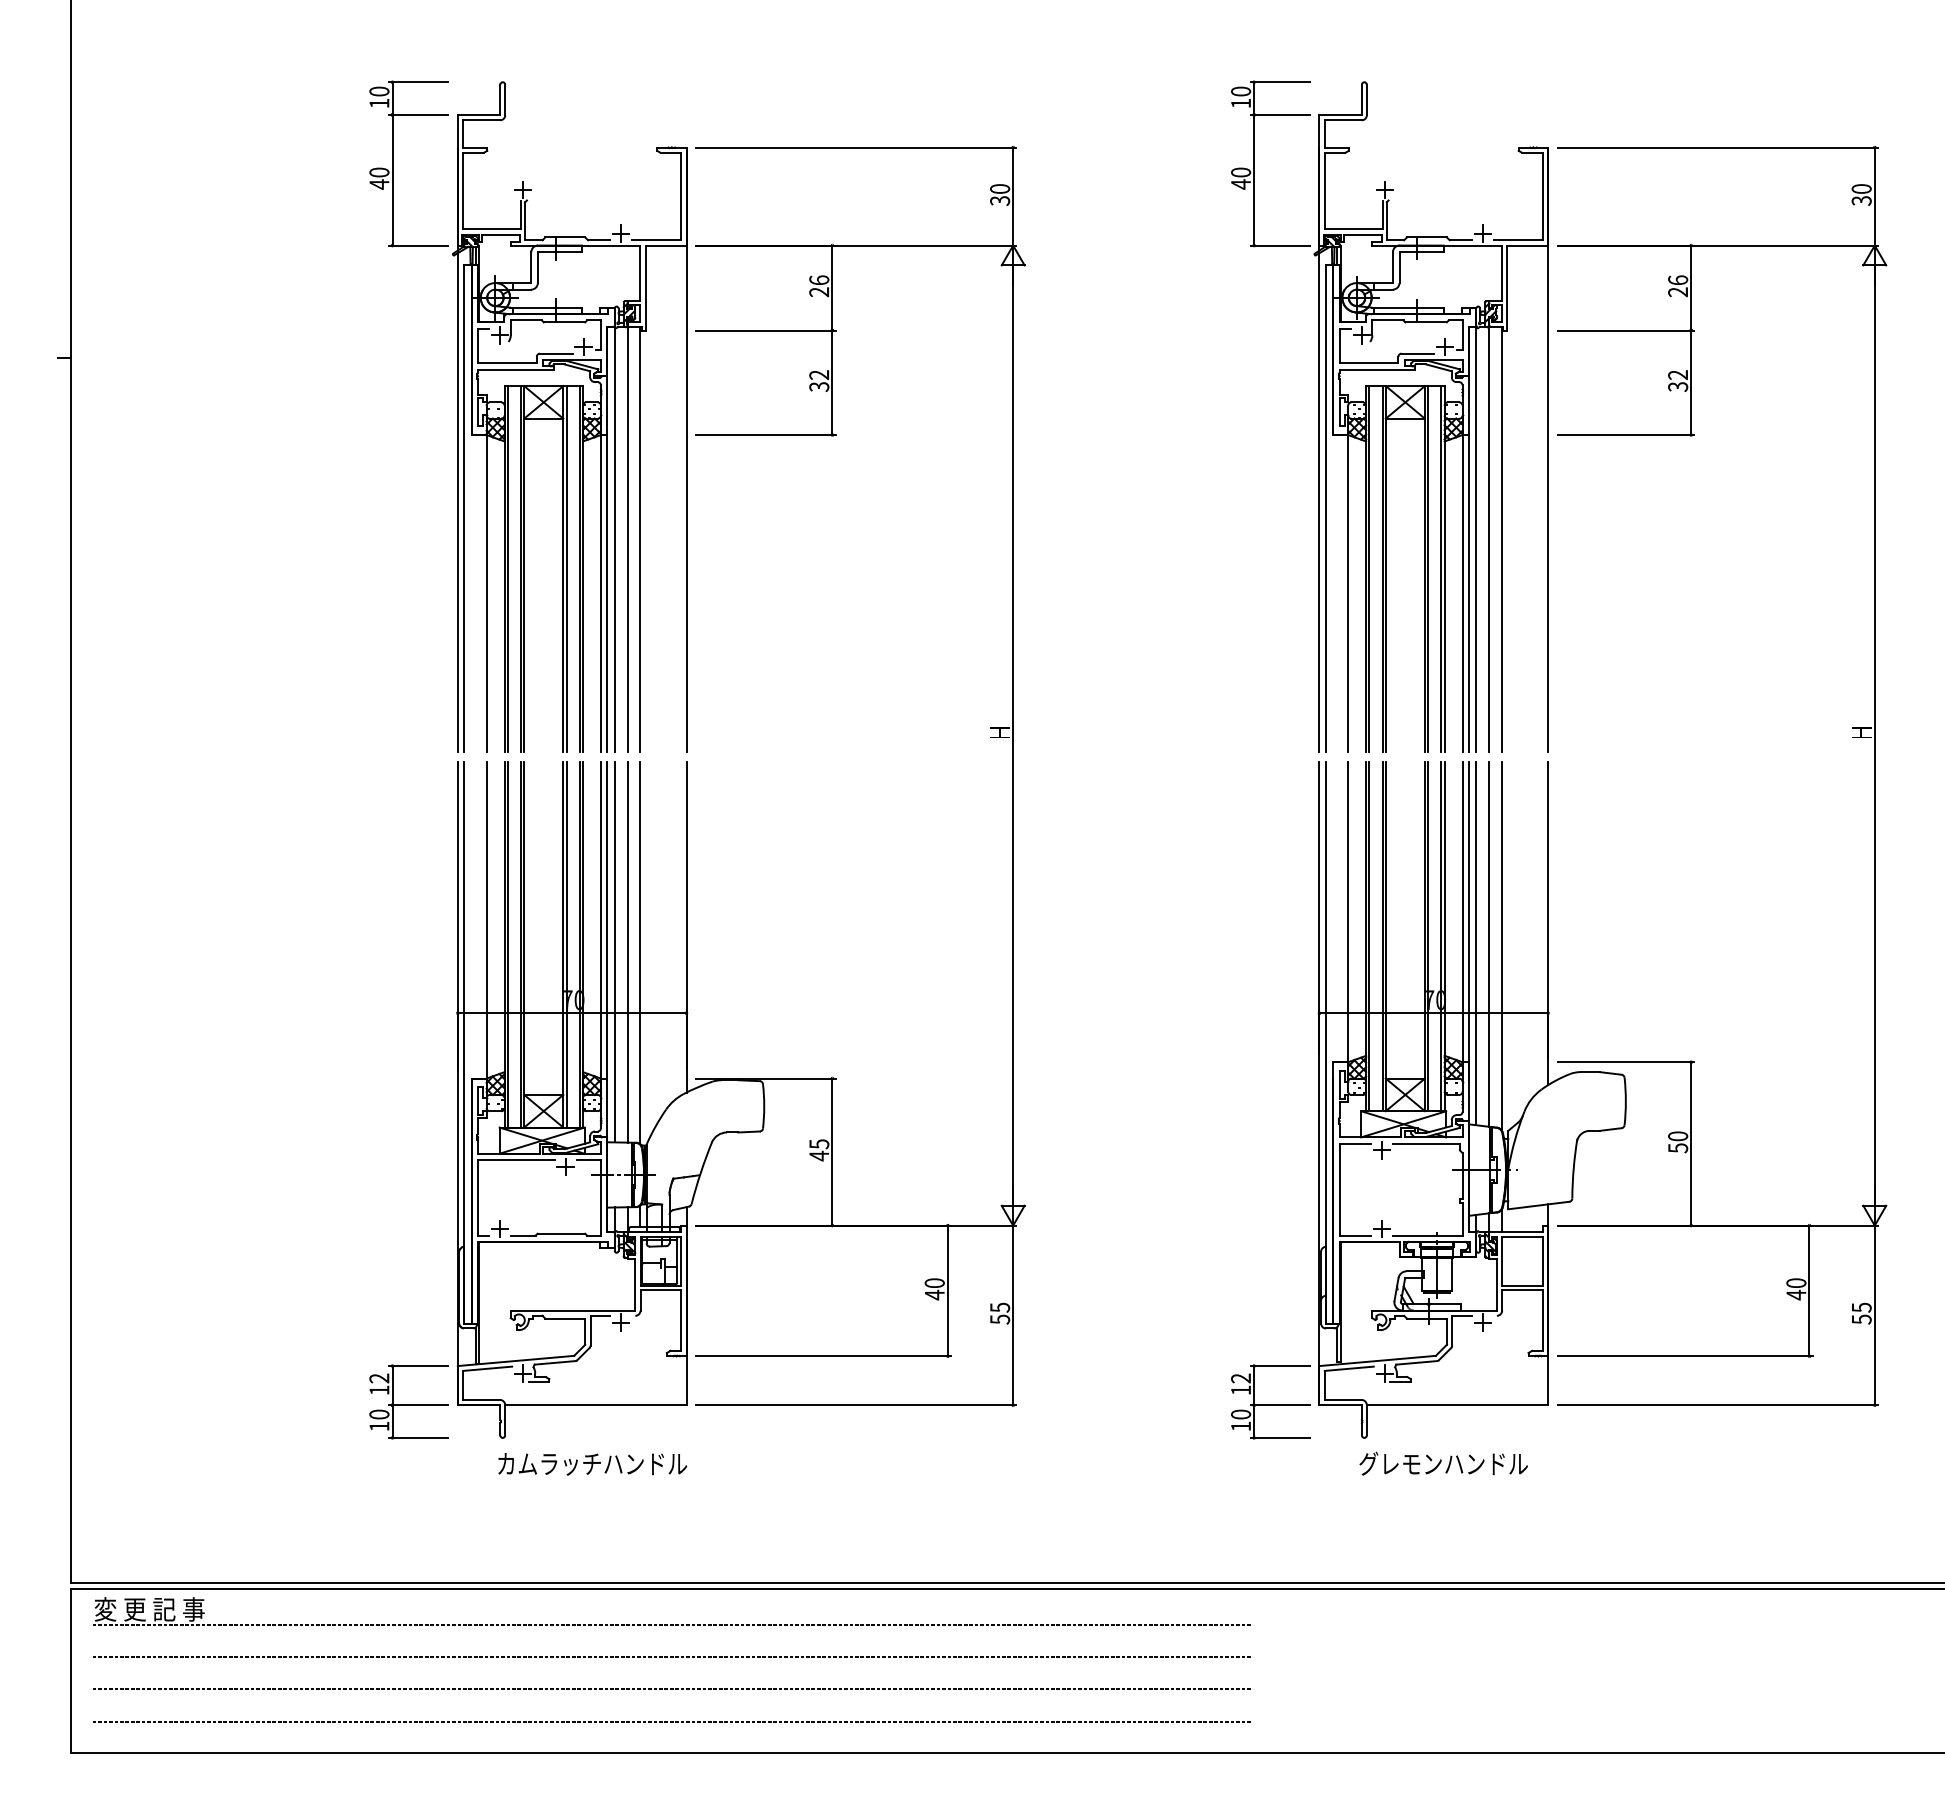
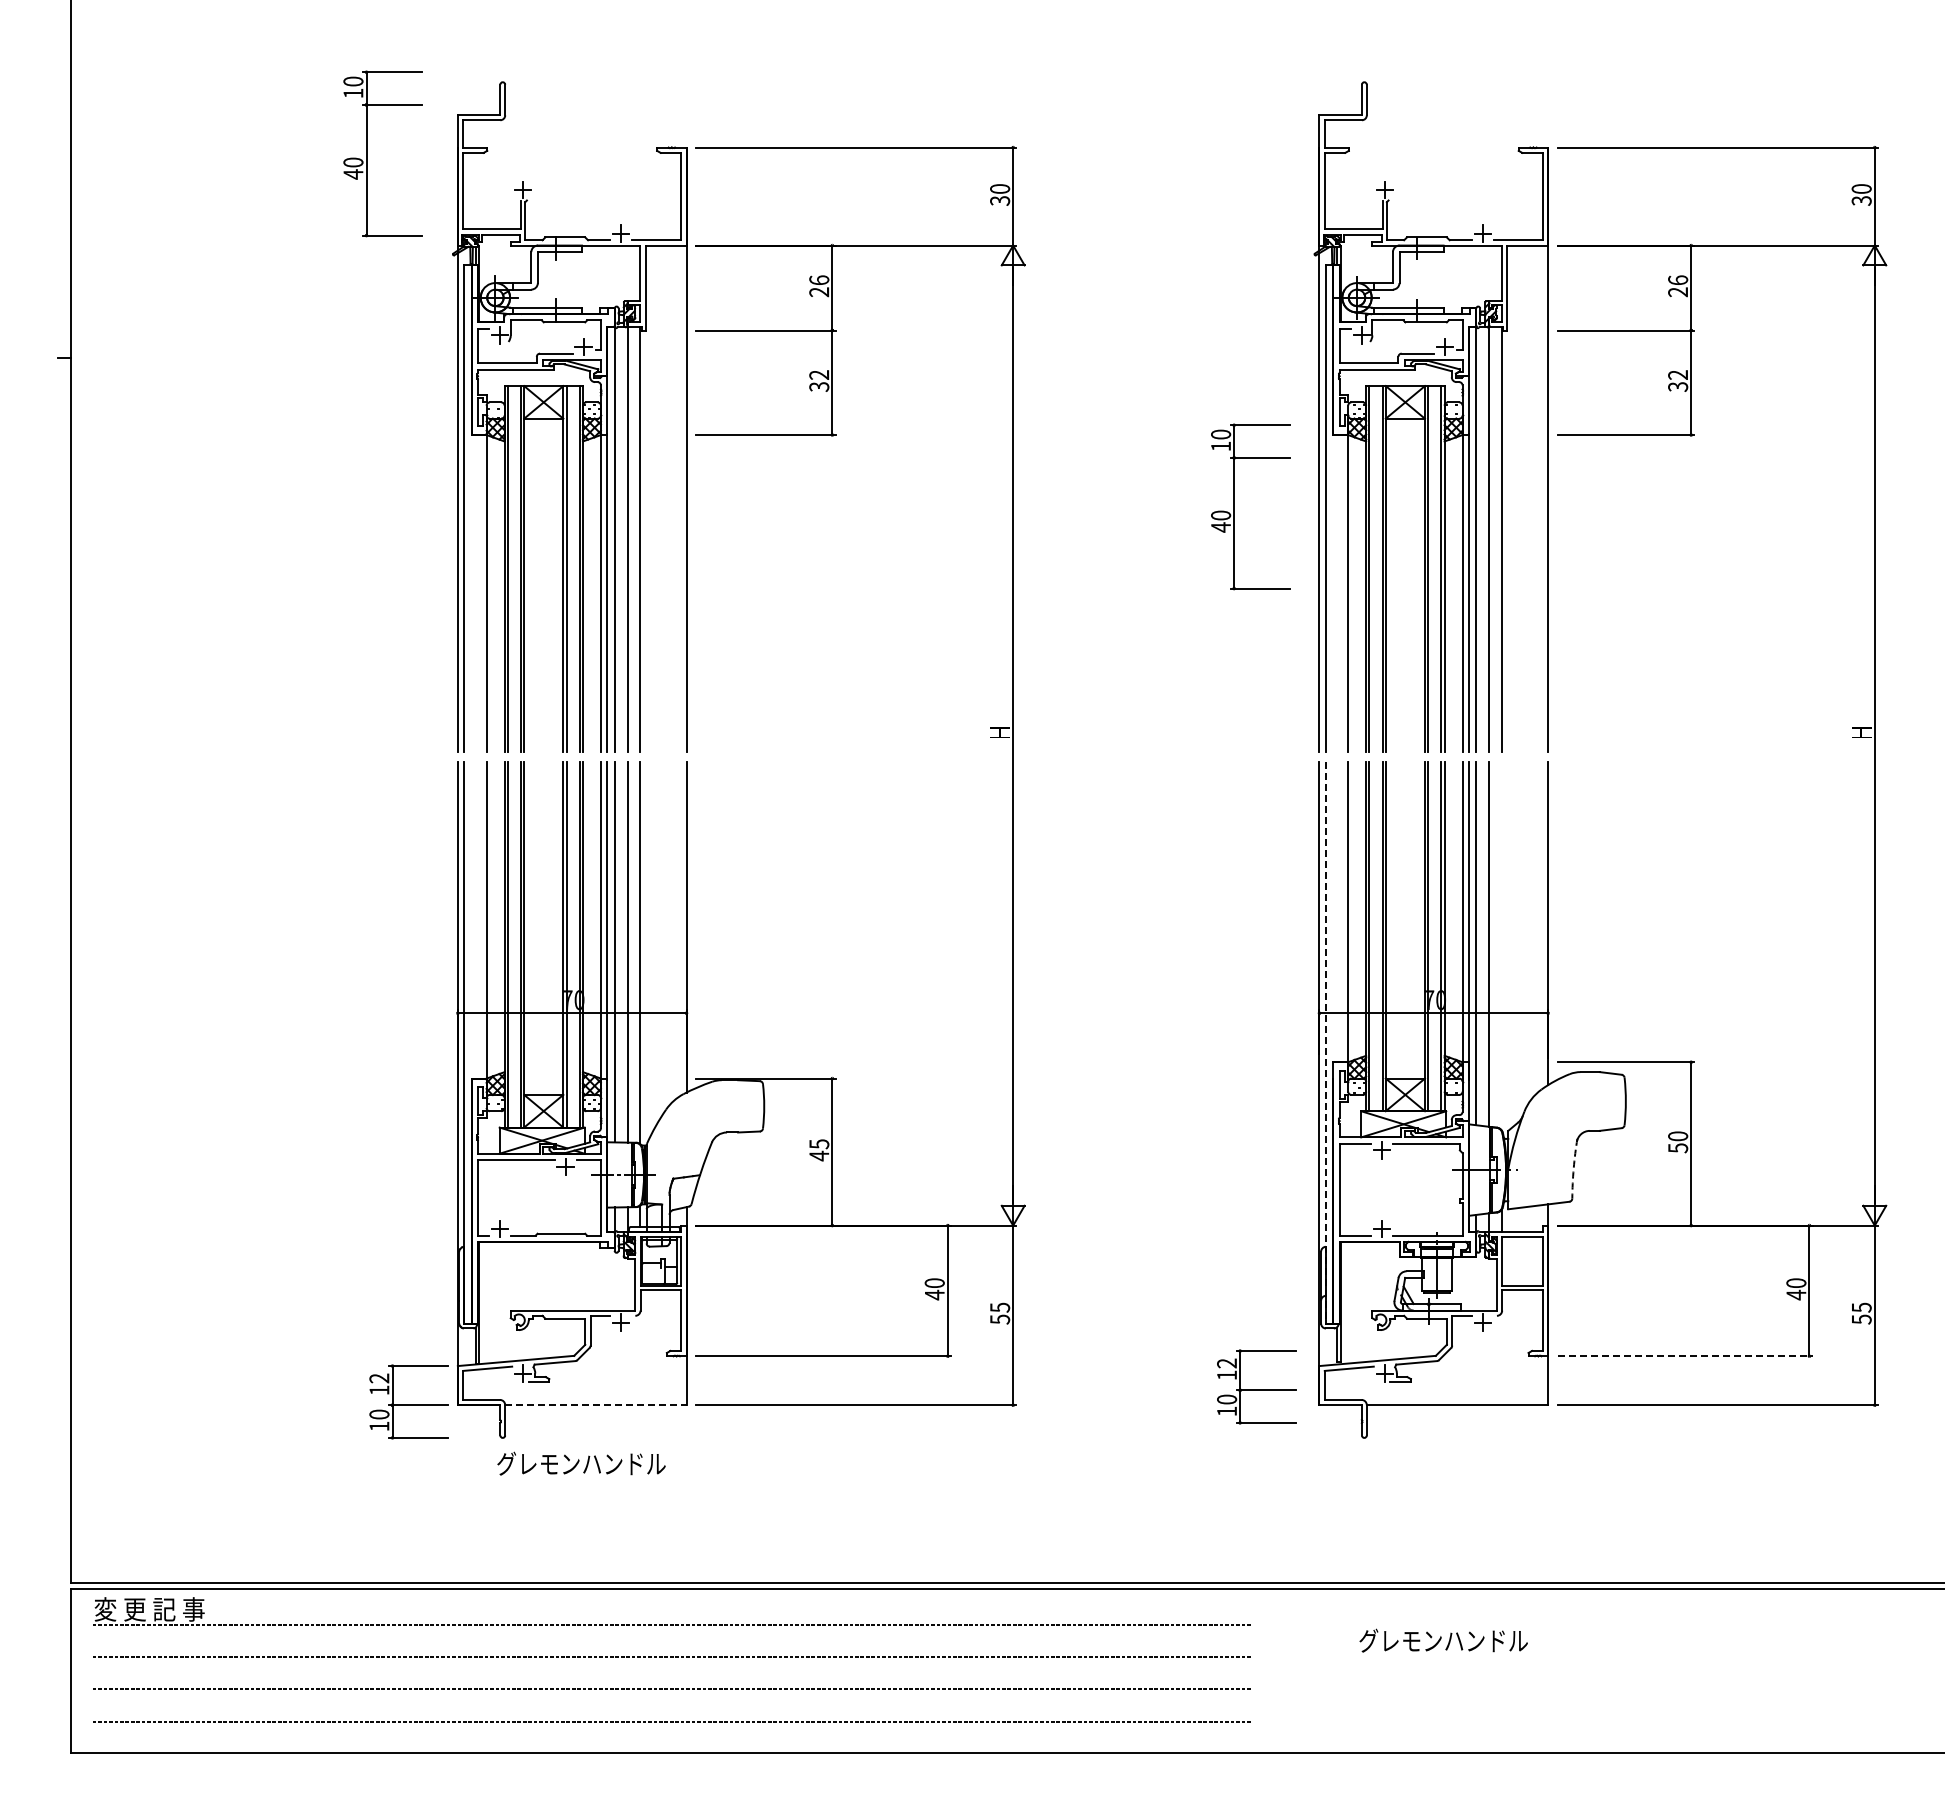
part position: (393, 163) -> (367, 153) (367, 153)
part position: (1254, 163) -> (1234, 506) (1234, 506)
line: present -> none (1502, 945)
line: solid -> dashed (1326, 1042)
arc: solid -> dashed (1573, 1168)
line: solid -> dashed (1685, 1356)
part position: (1270, 1401) -> (1256, 1386) (1256, 1386)
line: solid -> dashed (595, 1405)
text: カムラッチハンドル -> グレモンハンドル (592, 1463)
text position: (1443, 1463) -> (1443, 1640) (1443, 1640)
